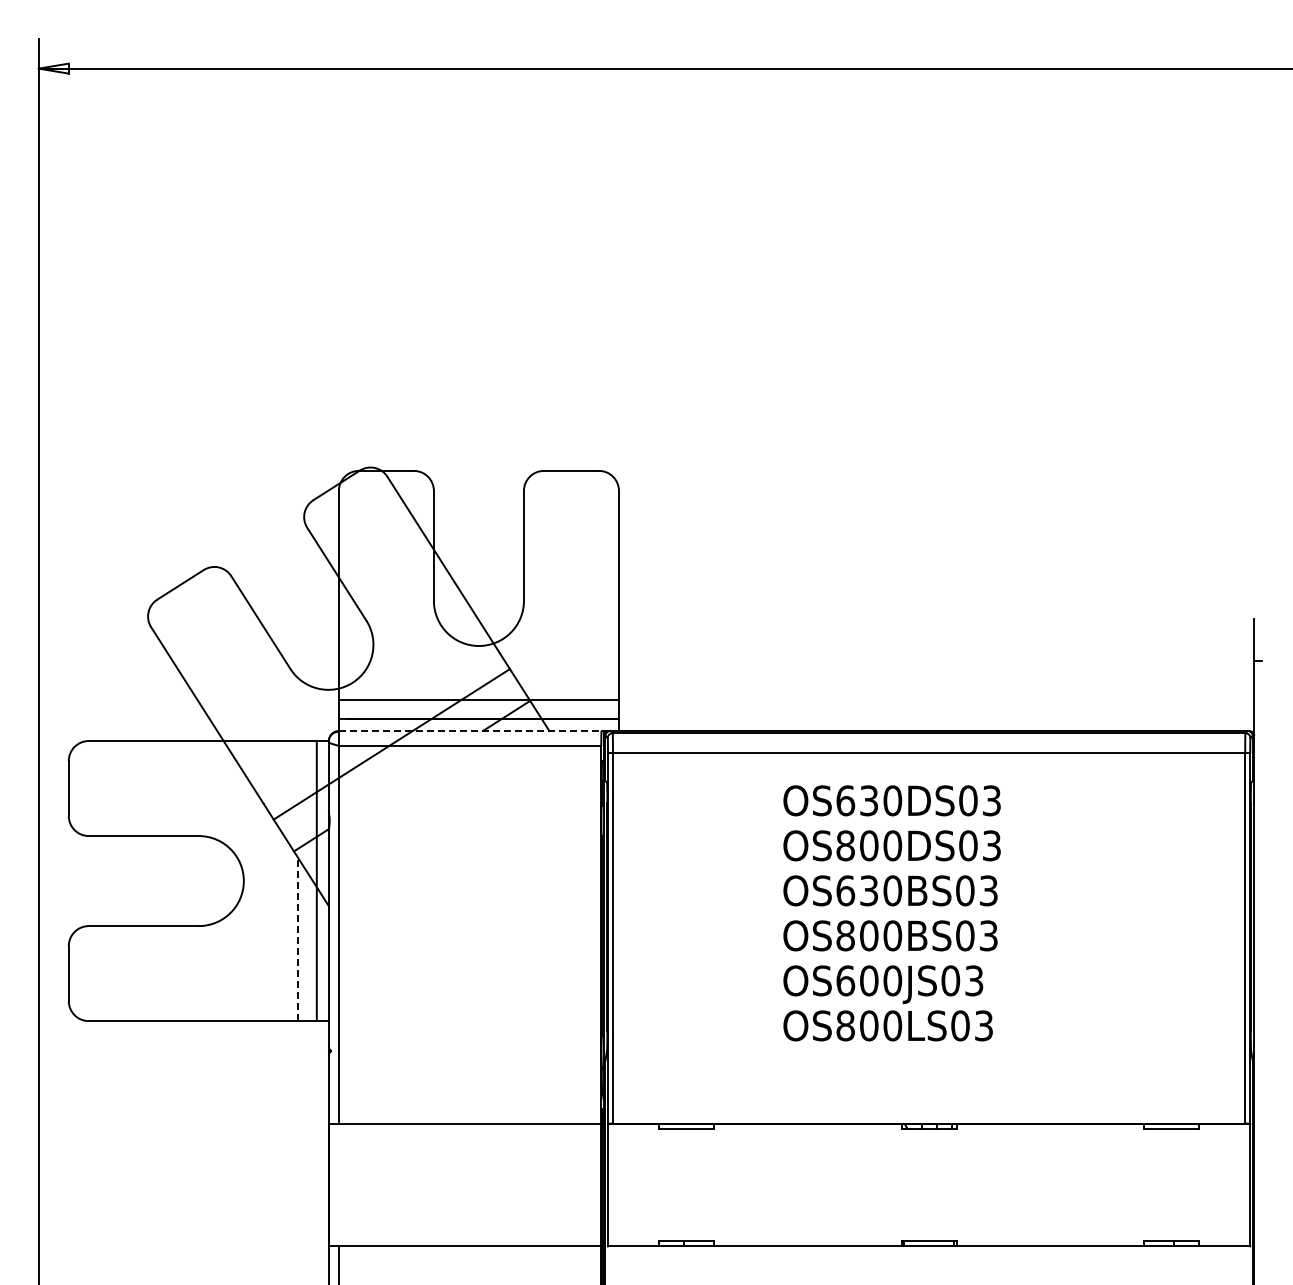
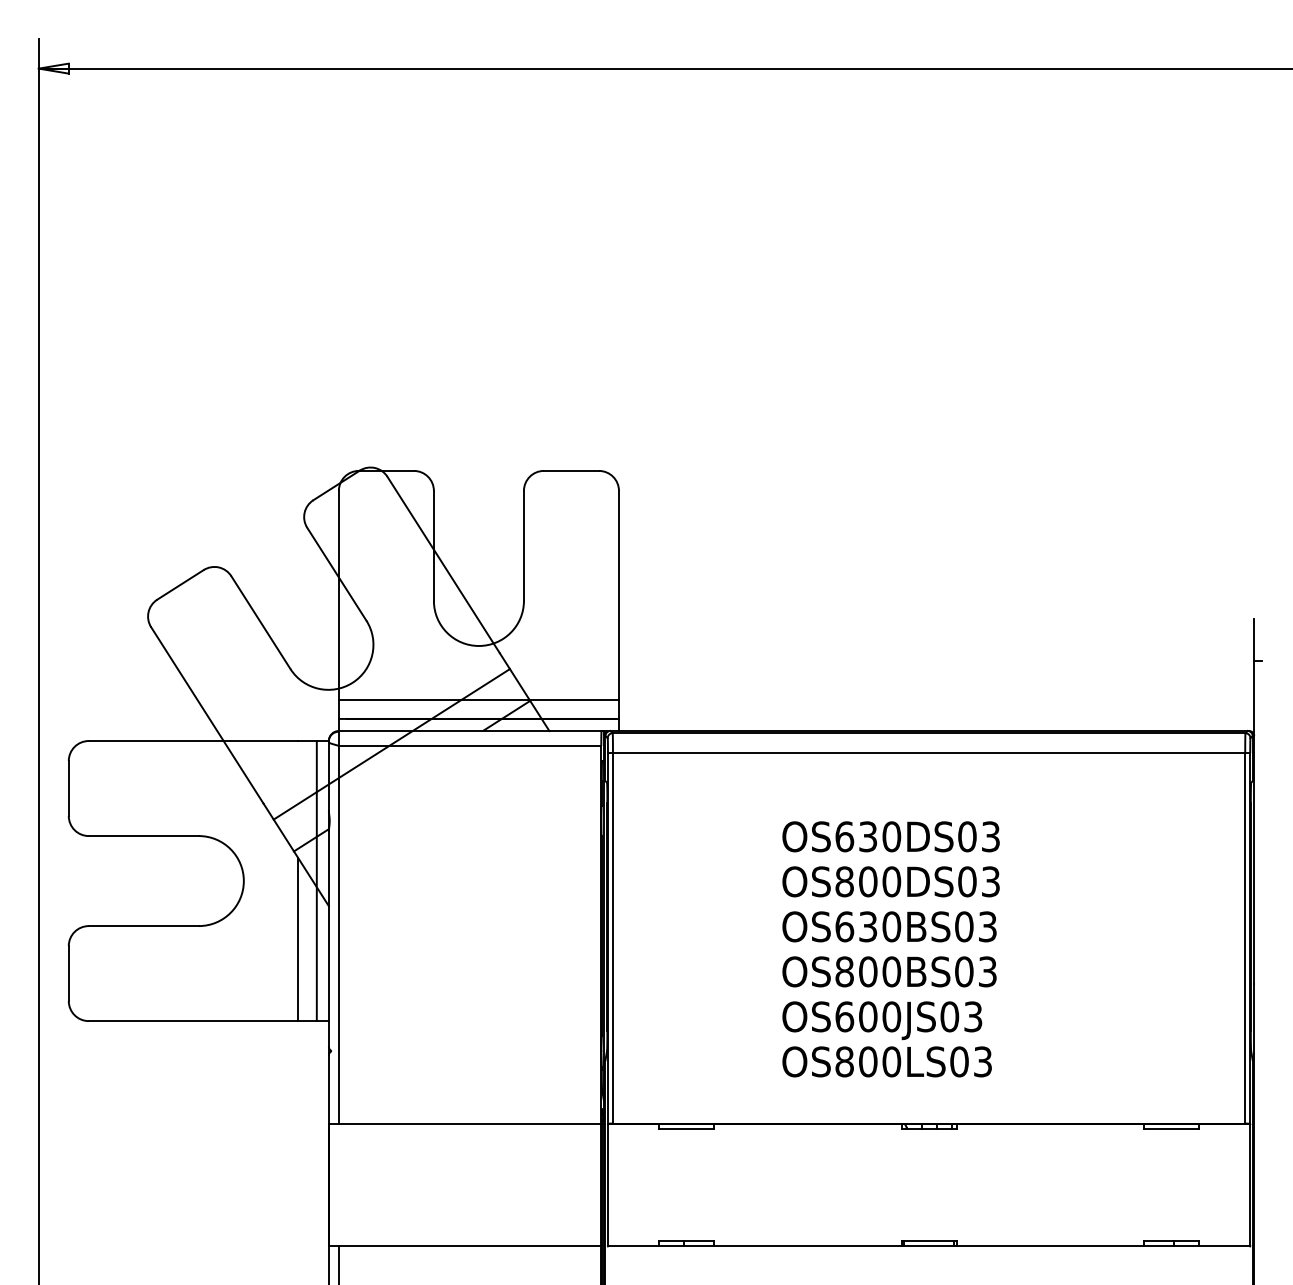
line: dashed -> solid (470, 731)
text position: (891, 913) -> (890, 949) (890, 949)
line: dashed -> solid (297, 939)
